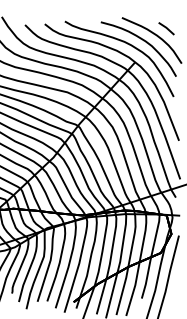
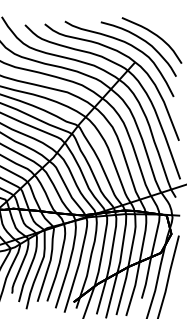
line: present -> none (166, 28)
